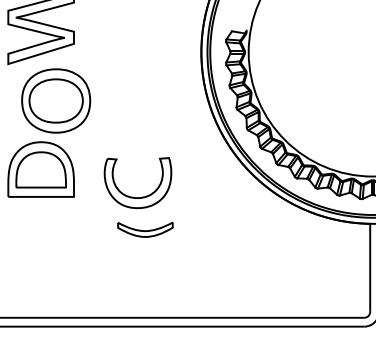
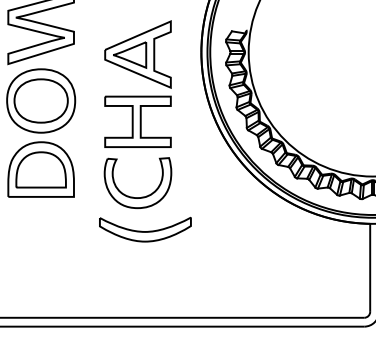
part: none -> present (141, 76)
part position: (56, 100) -> (41, 100) (41, 100)
part size: 57x17 px -> 93x26 px (145, 229)
